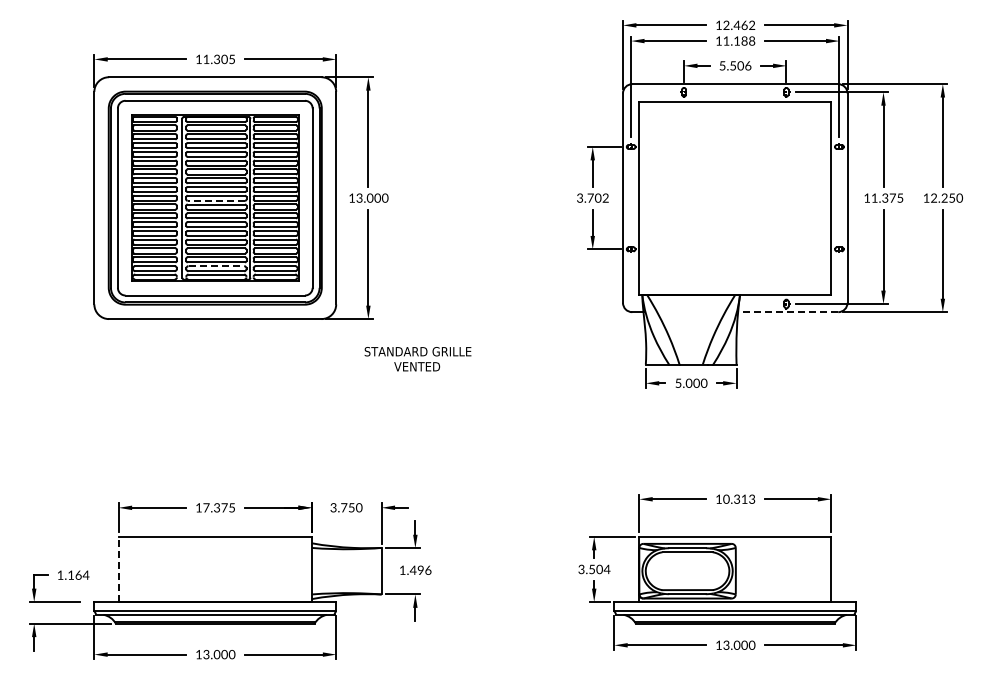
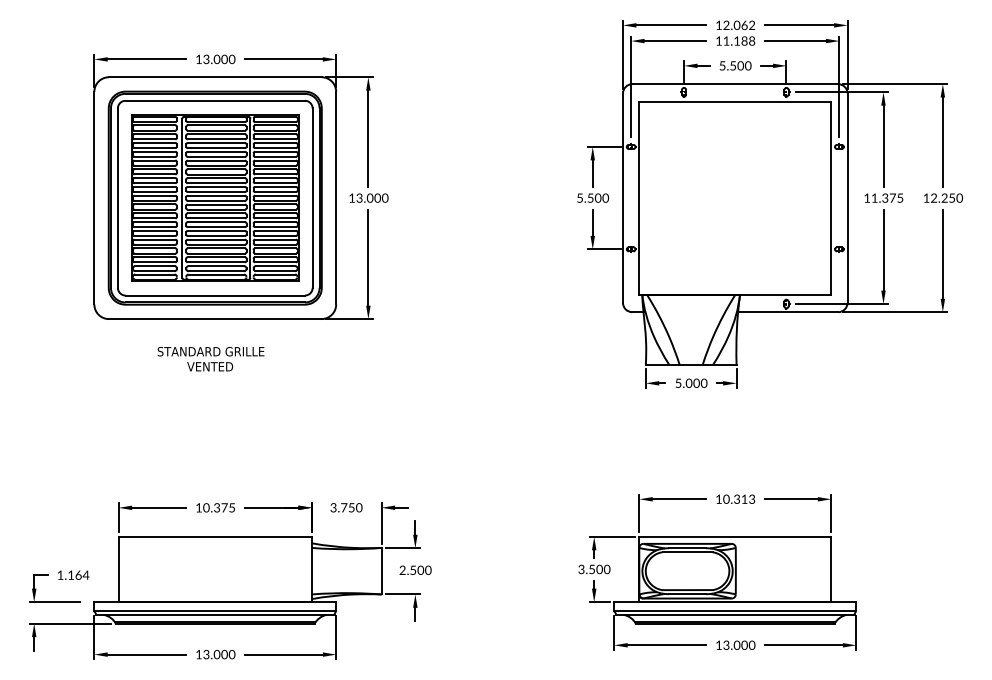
text: 12.462 -> 12.062 (736, 24)
text: 11.305 -> 13.000 (219, 58)
text: 5.506 -> 5.500 (748, 65)
text: 3.702 -> 5.500 (593, 197)
line: dashed -> solid (216, 200)
line: dashed -> solid (216, 266)
line: dashed -> solid (787, 312)
text position: (417, 359) -> (210, 359) (210, 359)
text: 17.375 -> 10.375 (206, 507)
line: dashed -> solid (118, 569)
text: 1.496 -> 2.500 (415, 569)
text: 3.504 -> 3.500 (606, 569)
